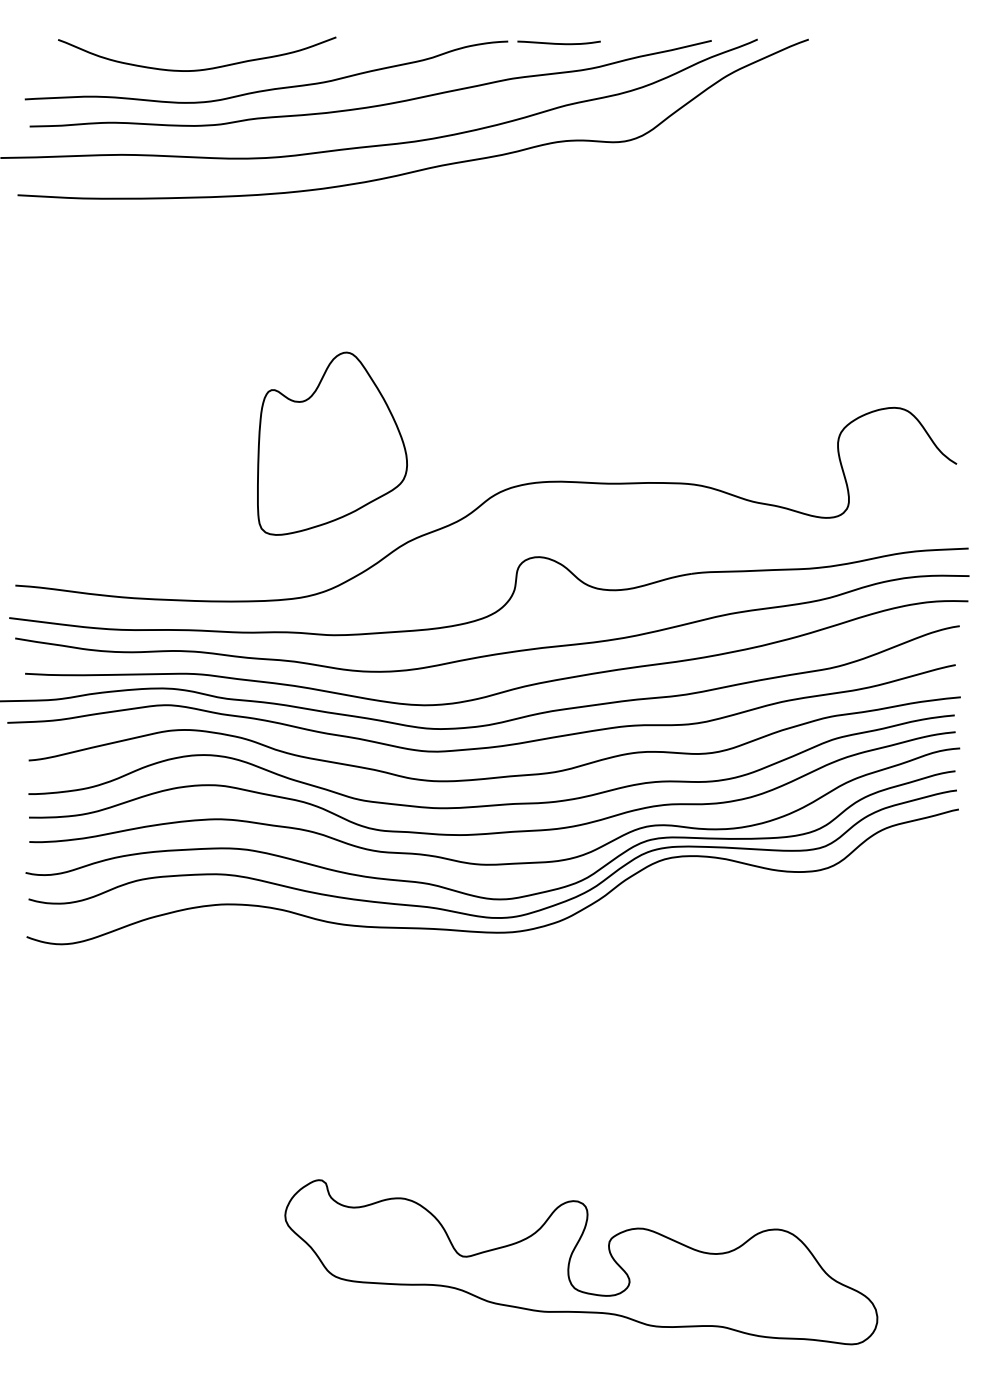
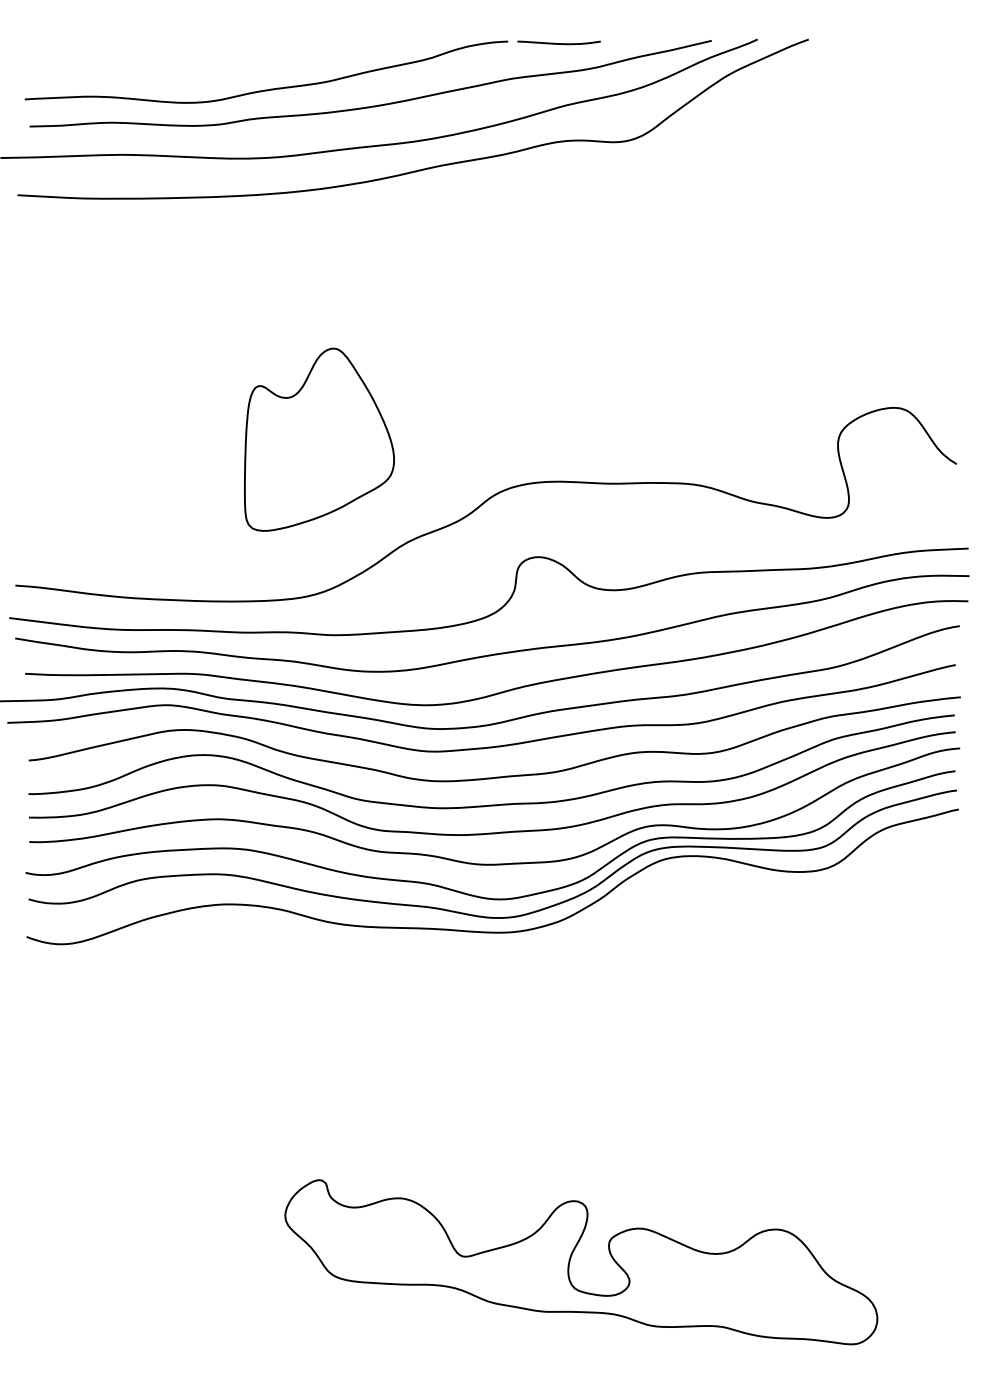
curve: present -> none (197, 69)
part position: (332, 443) -> (319, 439) (319, 439)
